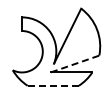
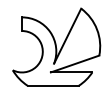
line: dashed -> solid (75, 64)
line: dashed -> solid (53, 85)
